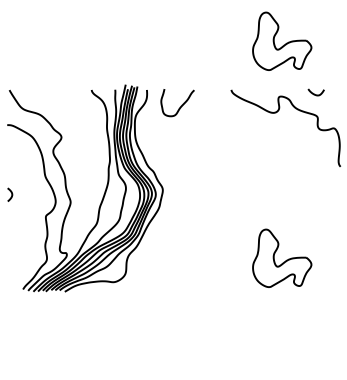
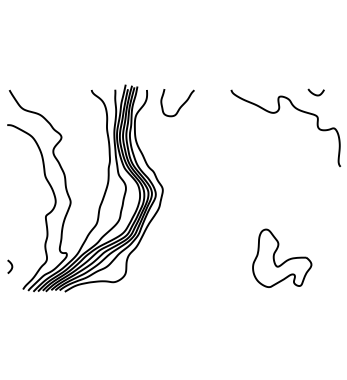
part: present -> none (282, 40)
curve position: (11, 194) -> (11, 266) (11, 266)
